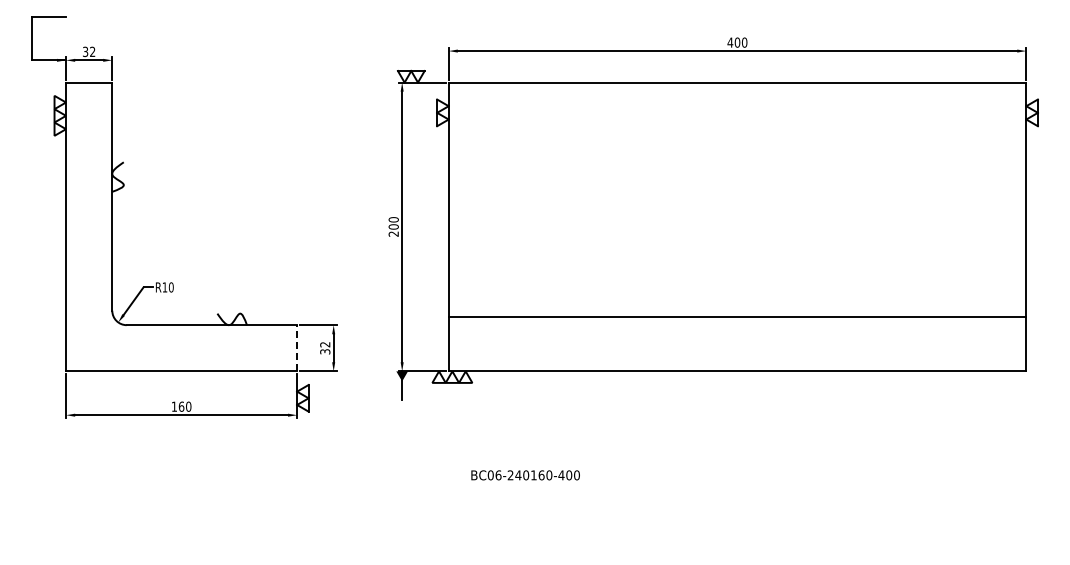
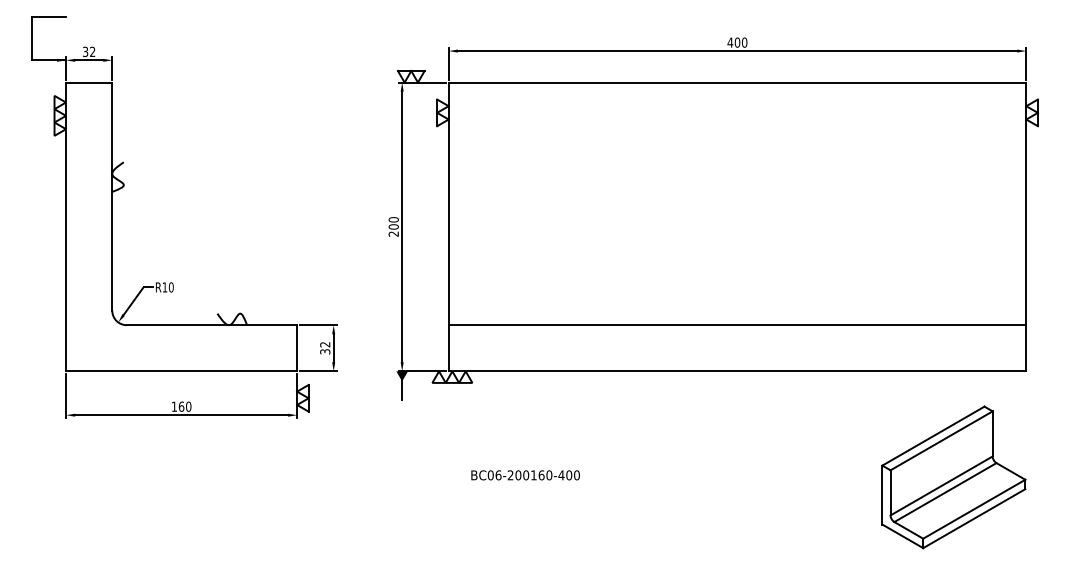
line position: (737, 317) -> (737, 325) (737, 325)
line: dashed -> solid (297, 347)
text: BC06-240160-400 -> BC06-200160-400 (518, 475)
part: none -> present (953, 477)
